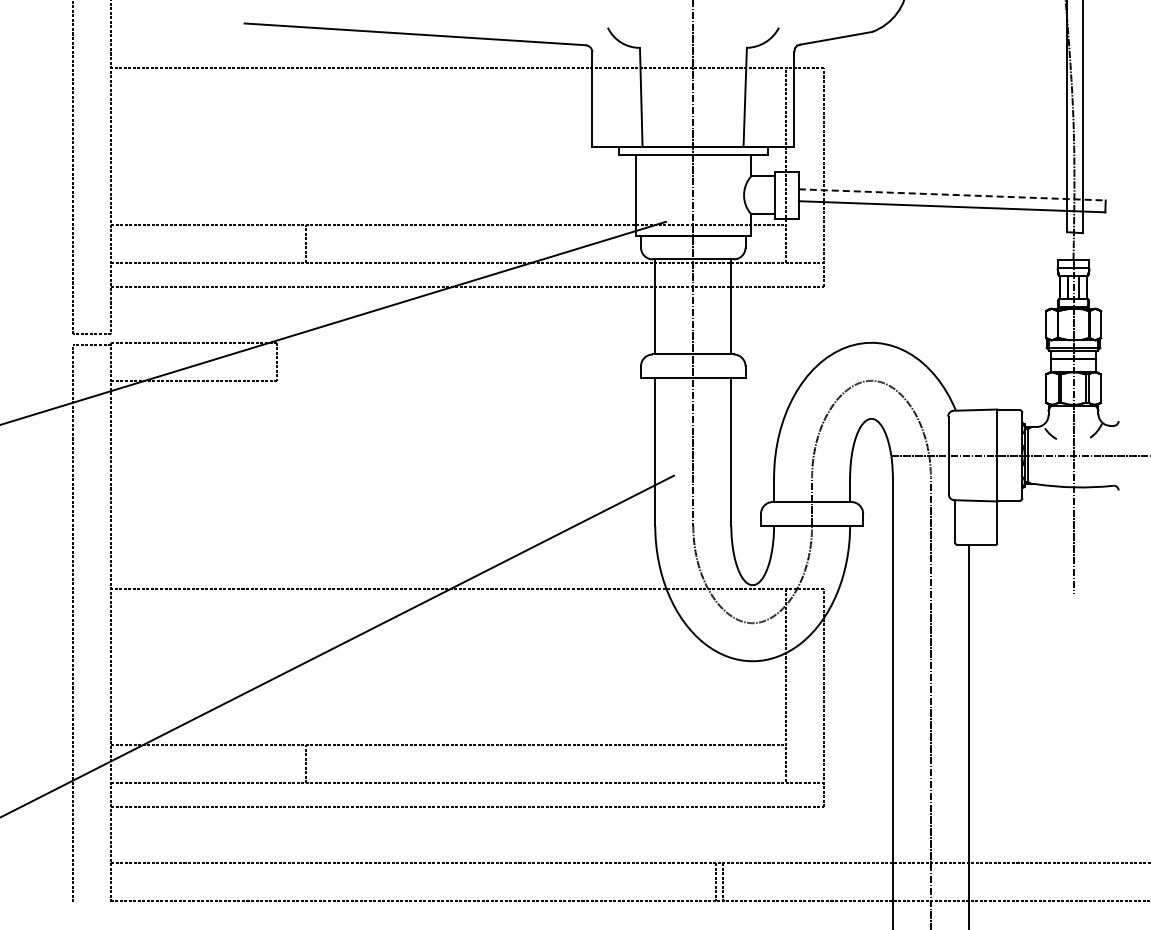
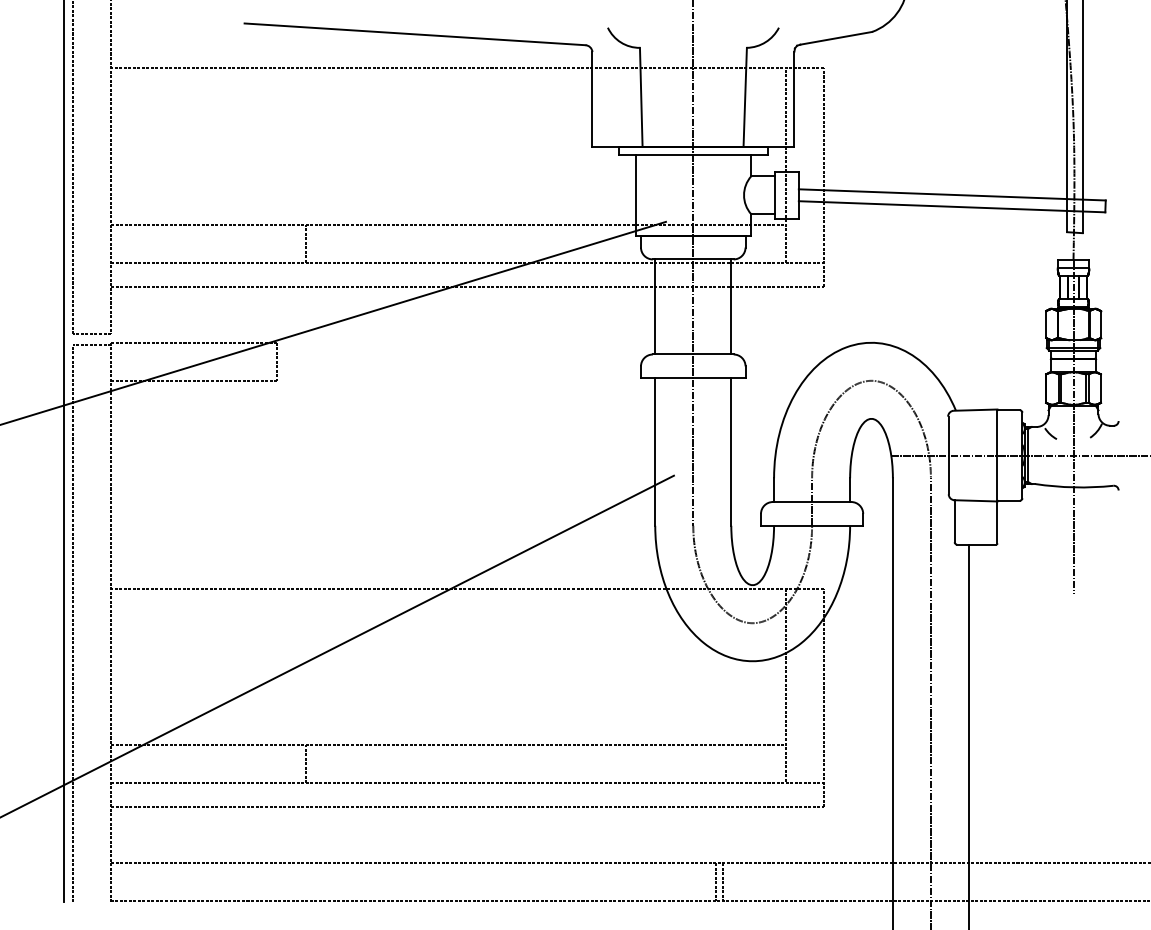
line: dashed -> solid (952, 194)
line: none -> present (63, 452)
